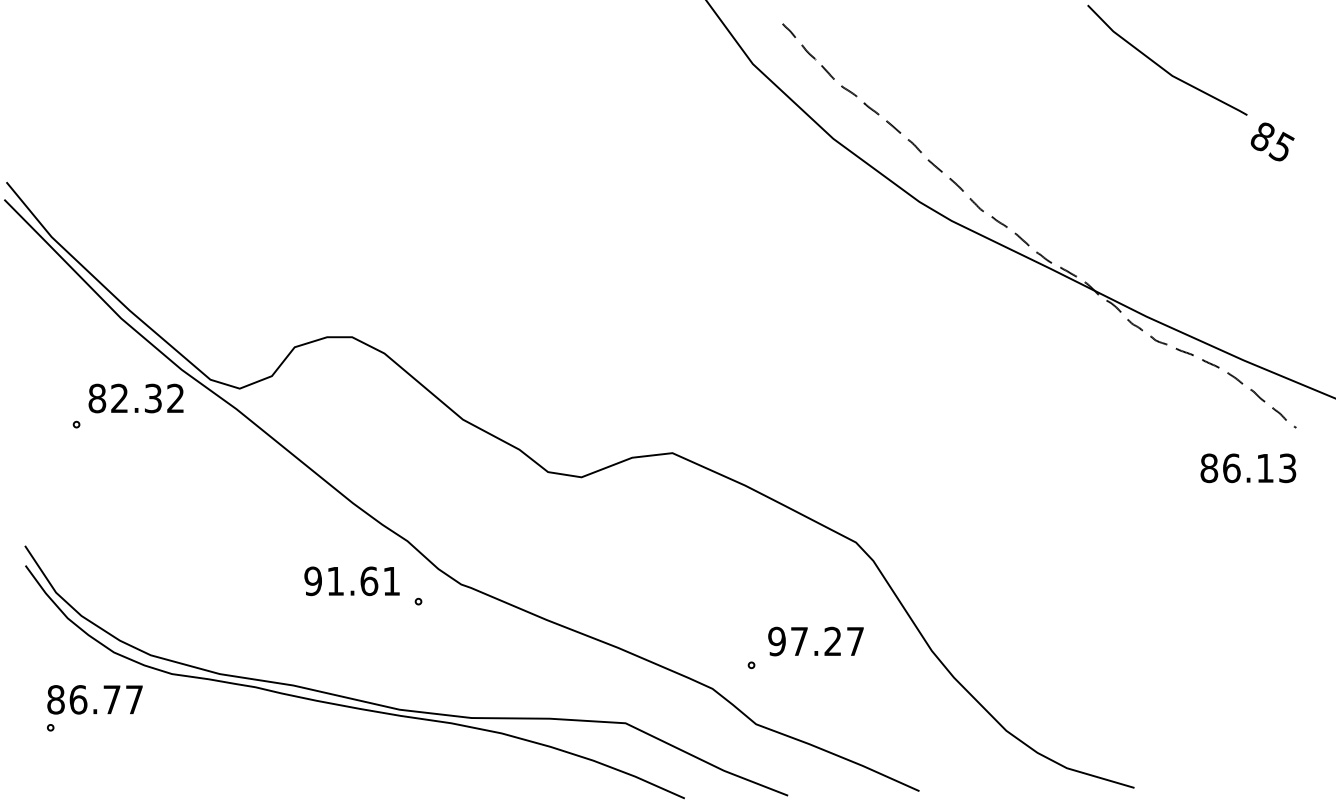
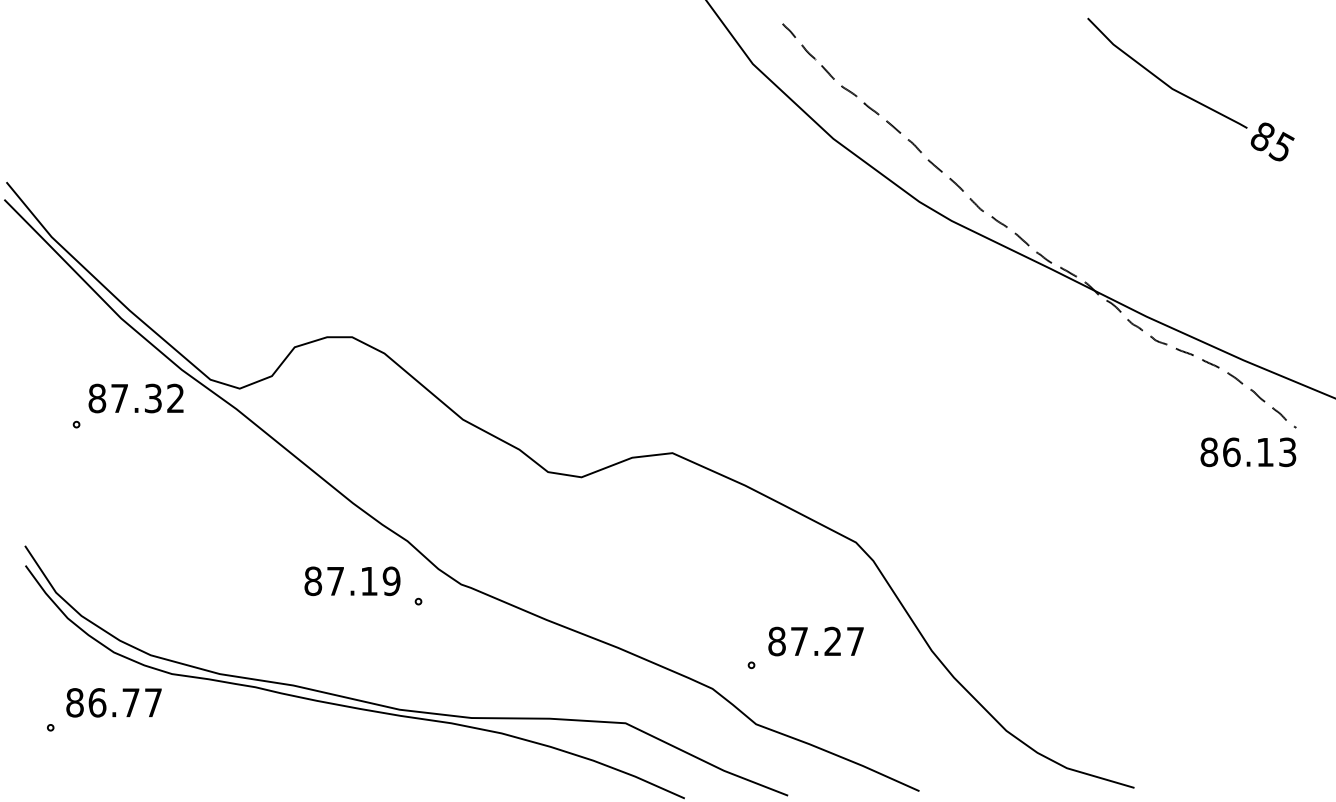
line position: (1160, 65) -> (1160, 78) (1160, 78)
text: 82.32 -> 87.32 (119, 397)
text position: (1248, 468) -> (1248, 452) (1248, 452)
text: 91.61 -> 87.19 (352, 581)
text: 97.27 -> 87.27 (776, 641)
text position: (94, 699) -> (113, 702) (113, 702)
